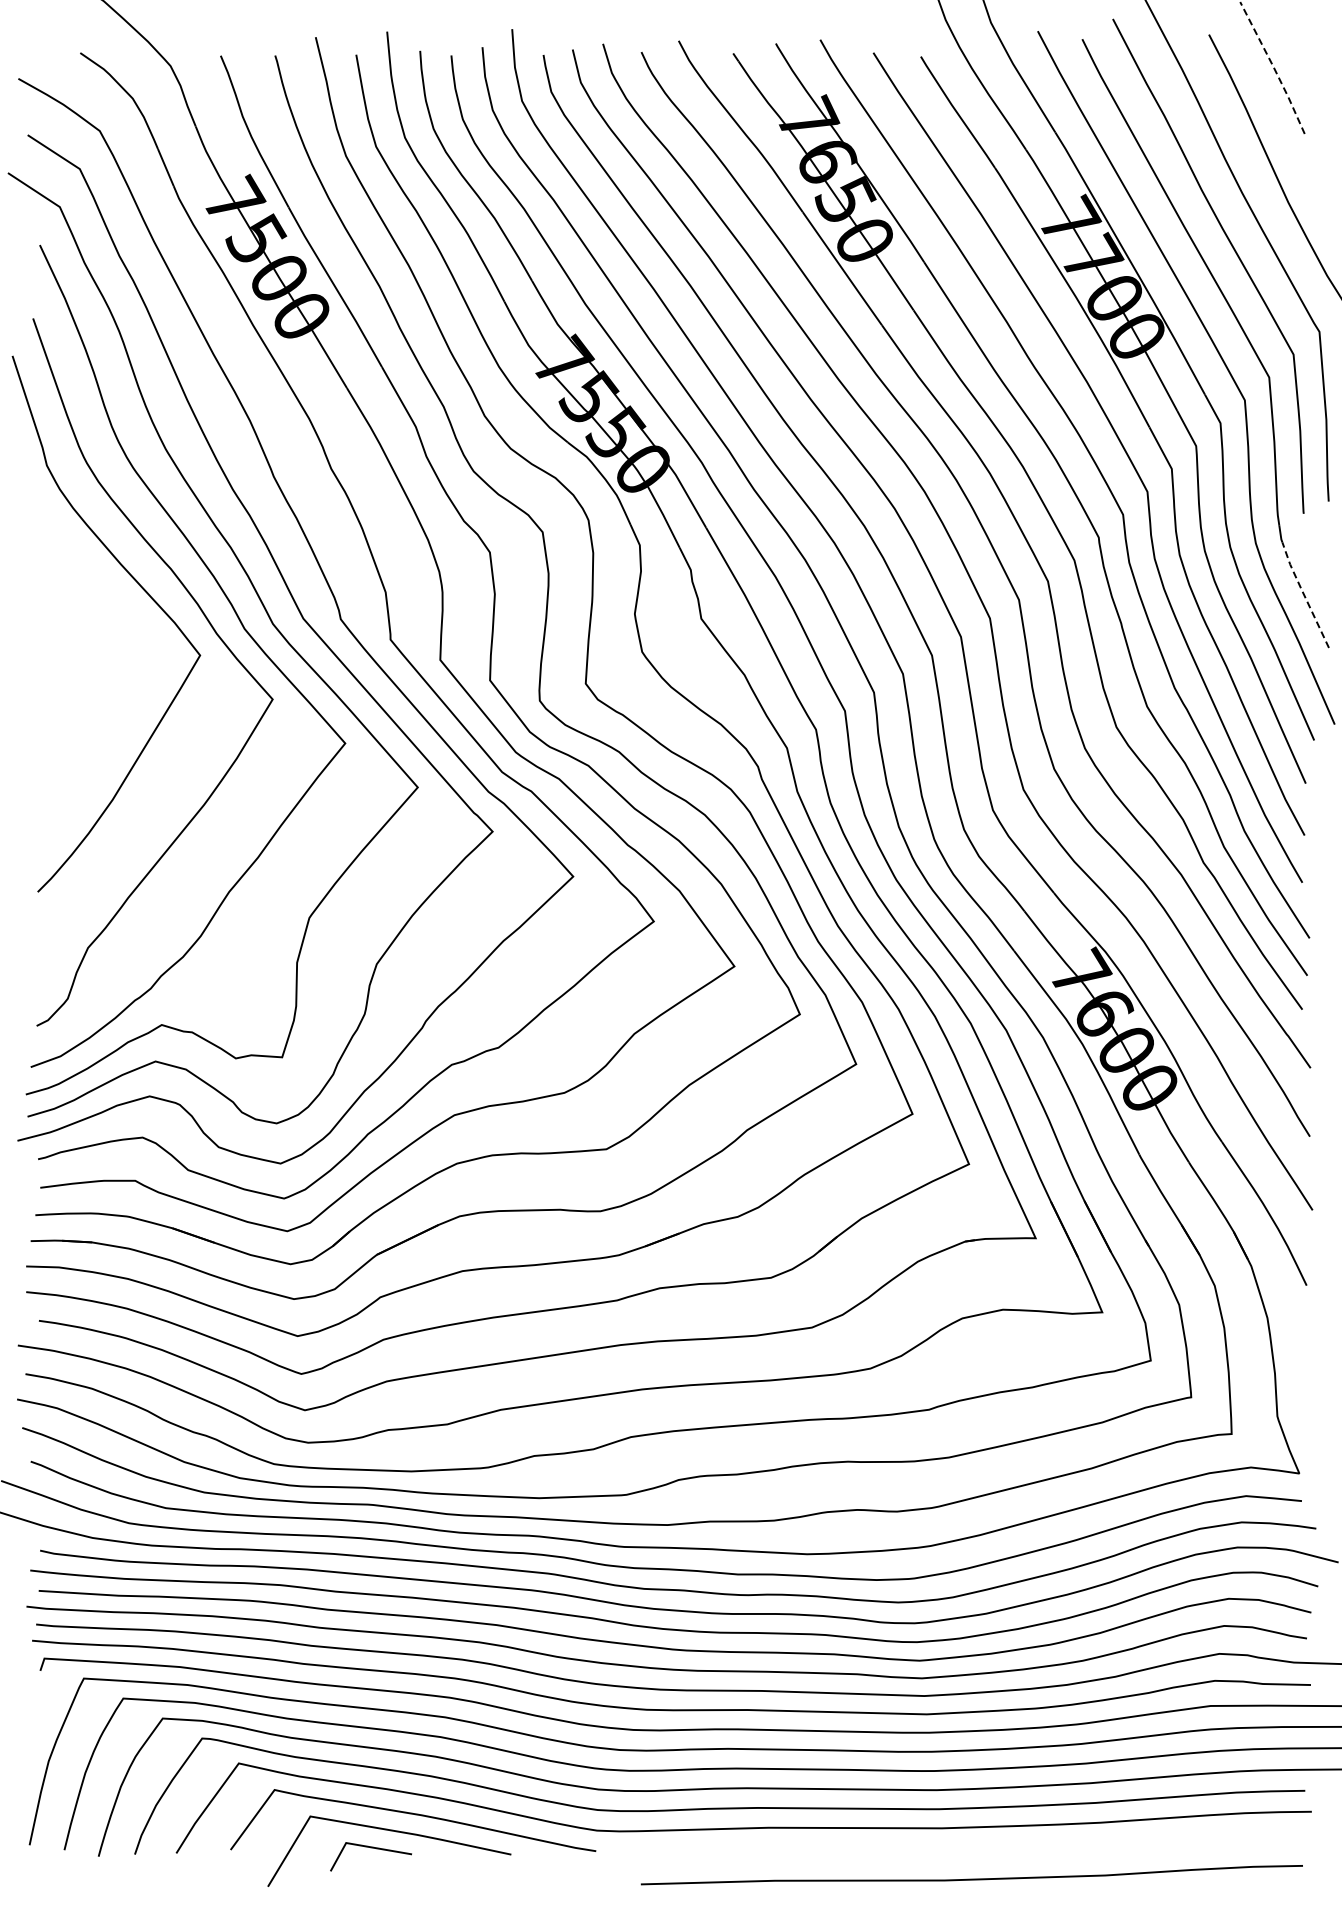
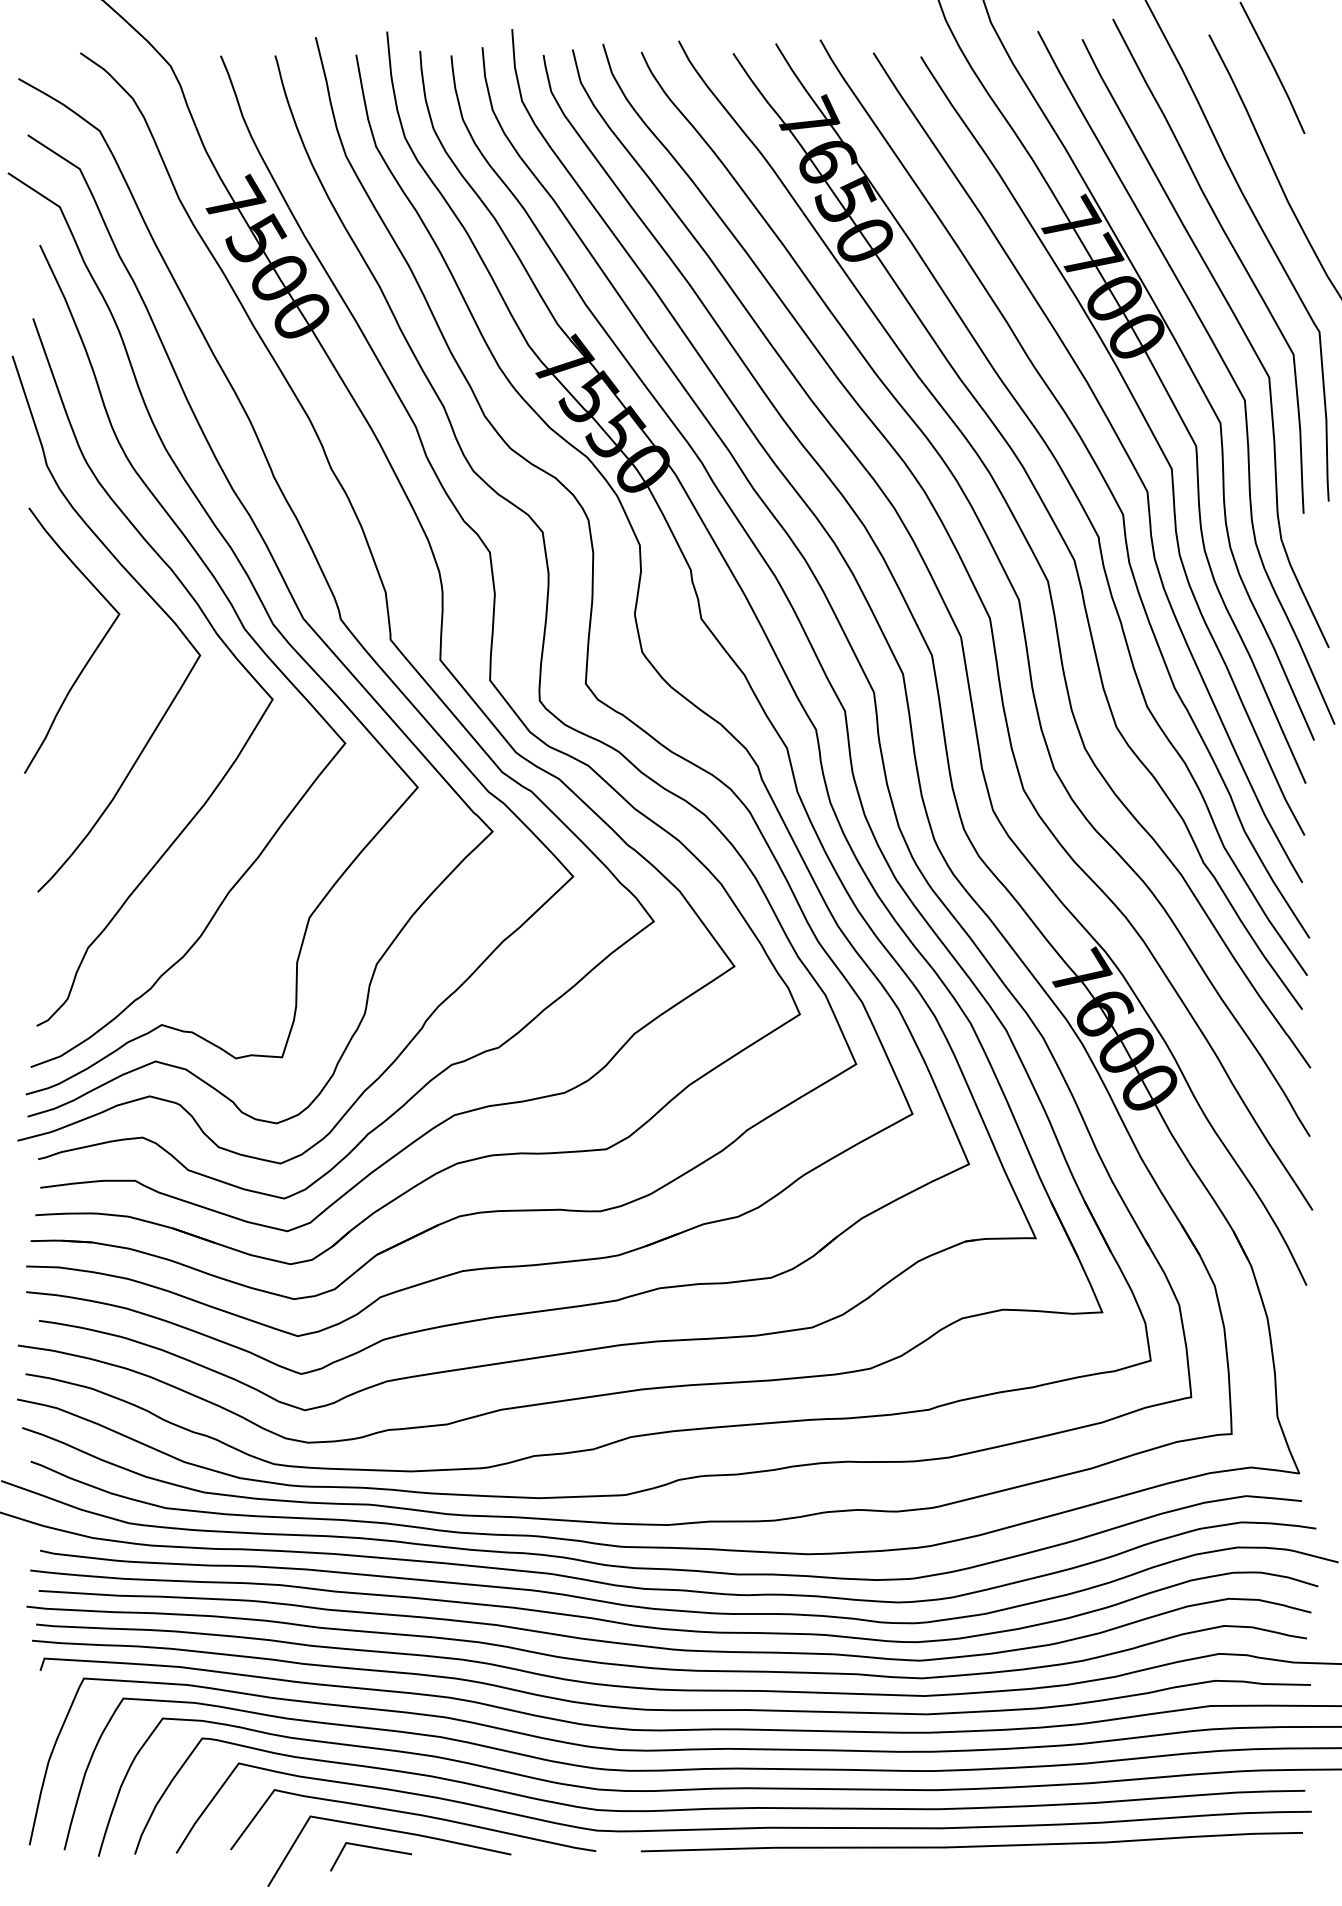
line: dashed -> solid (1273, 67)
line: dashed -> solid (1303, 593)
curve: none -> present (91, 654)
curve position: (971, 1878) -> (971, 1845) (971, 1845)
